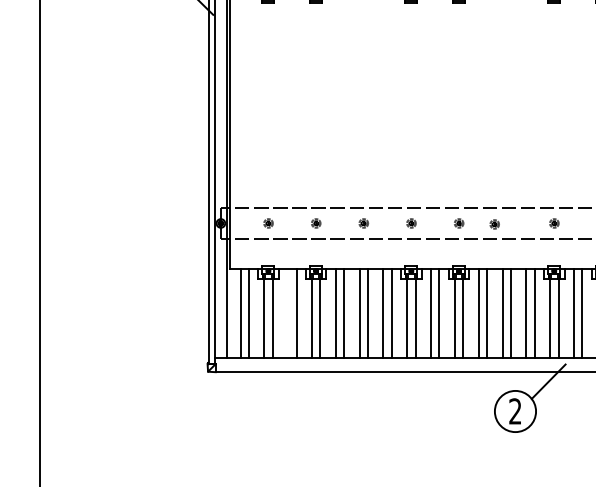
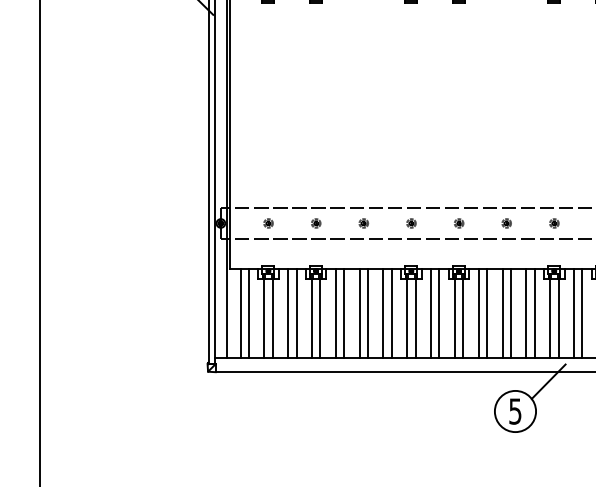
part position: (494, 224) -> (506, 223) (506, 223)
line: none -> present (288, 313)
text: 2 -> 5 (515, 411)
